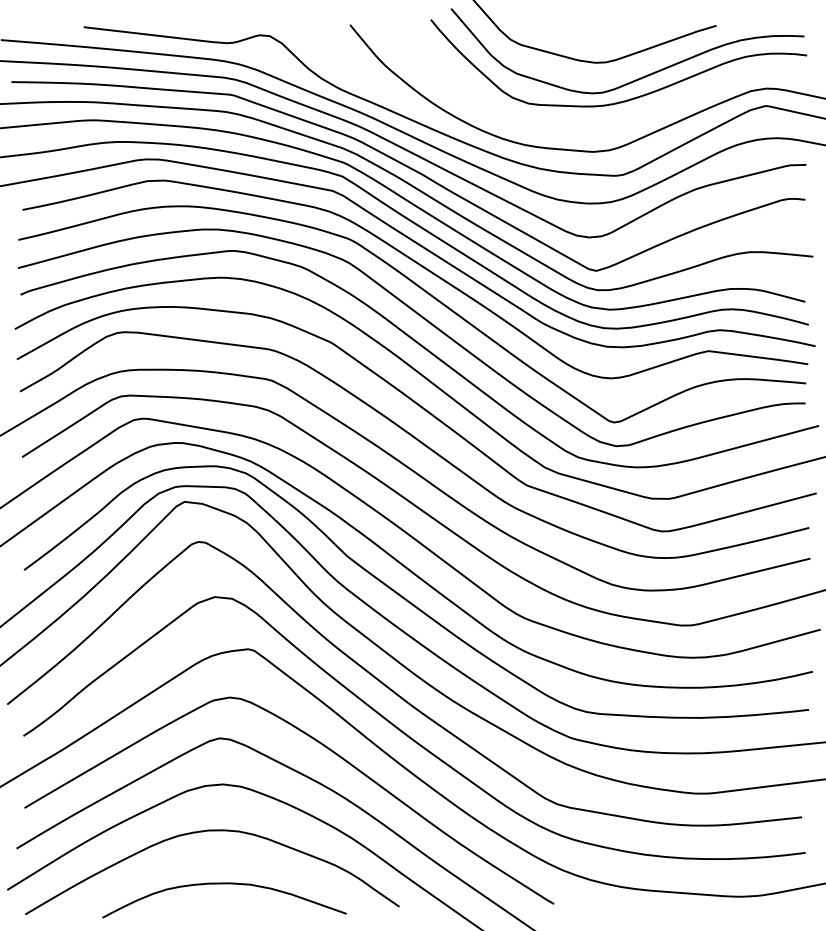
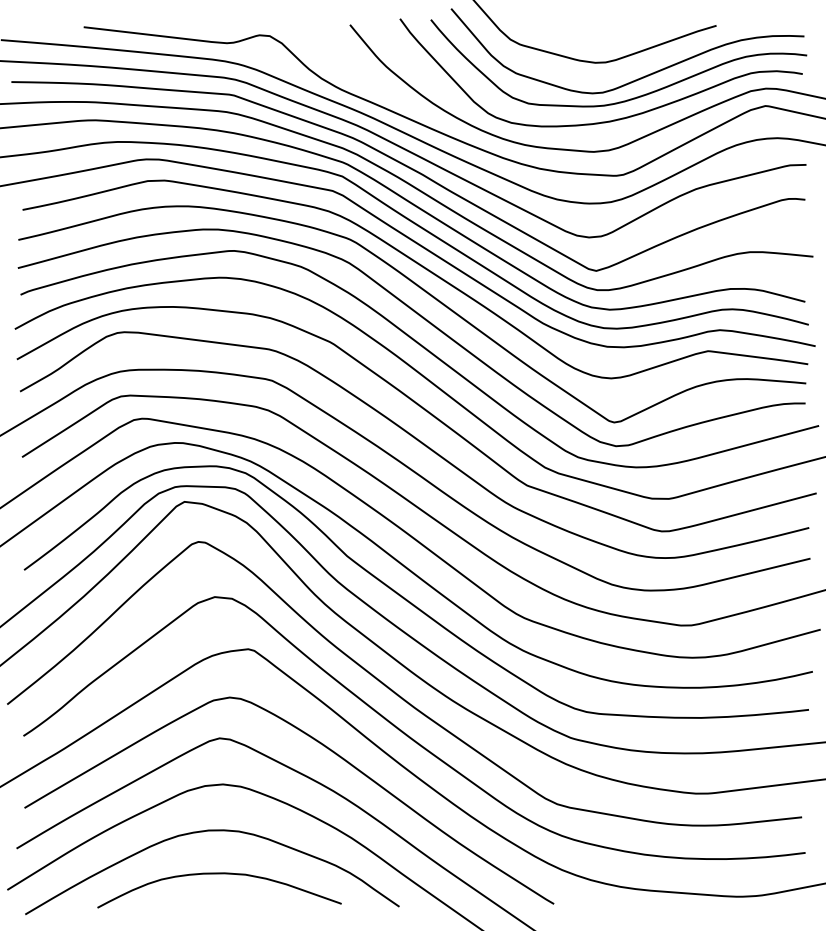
curve: none -> present (608, 120)
curve position: (224, 884) -> (219, 874) (219, 874)
